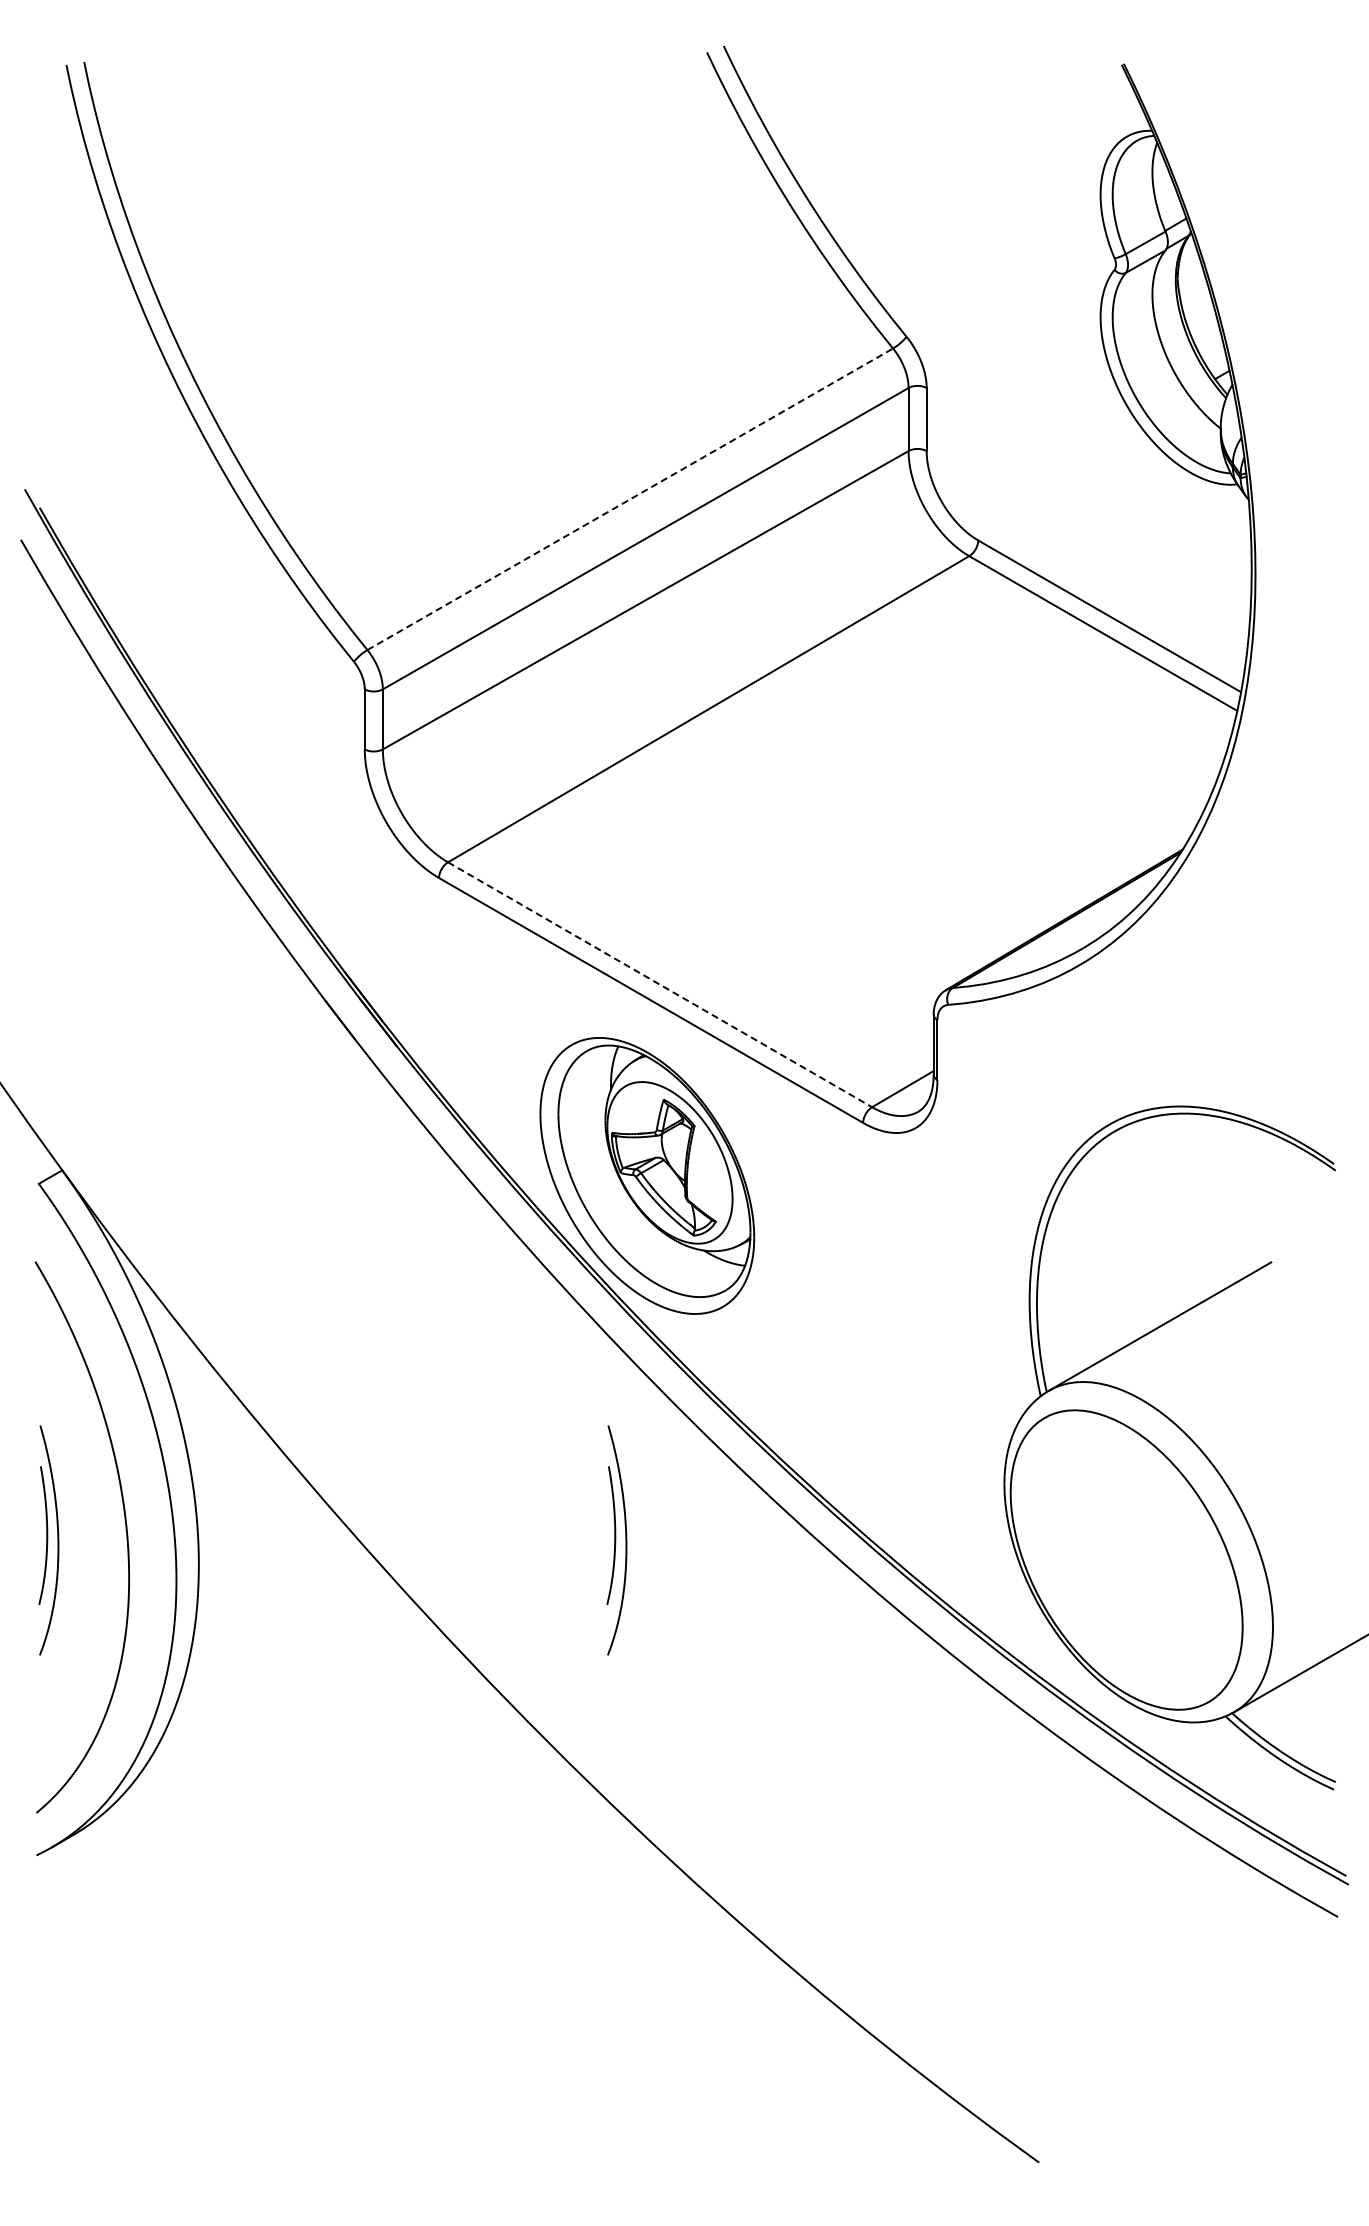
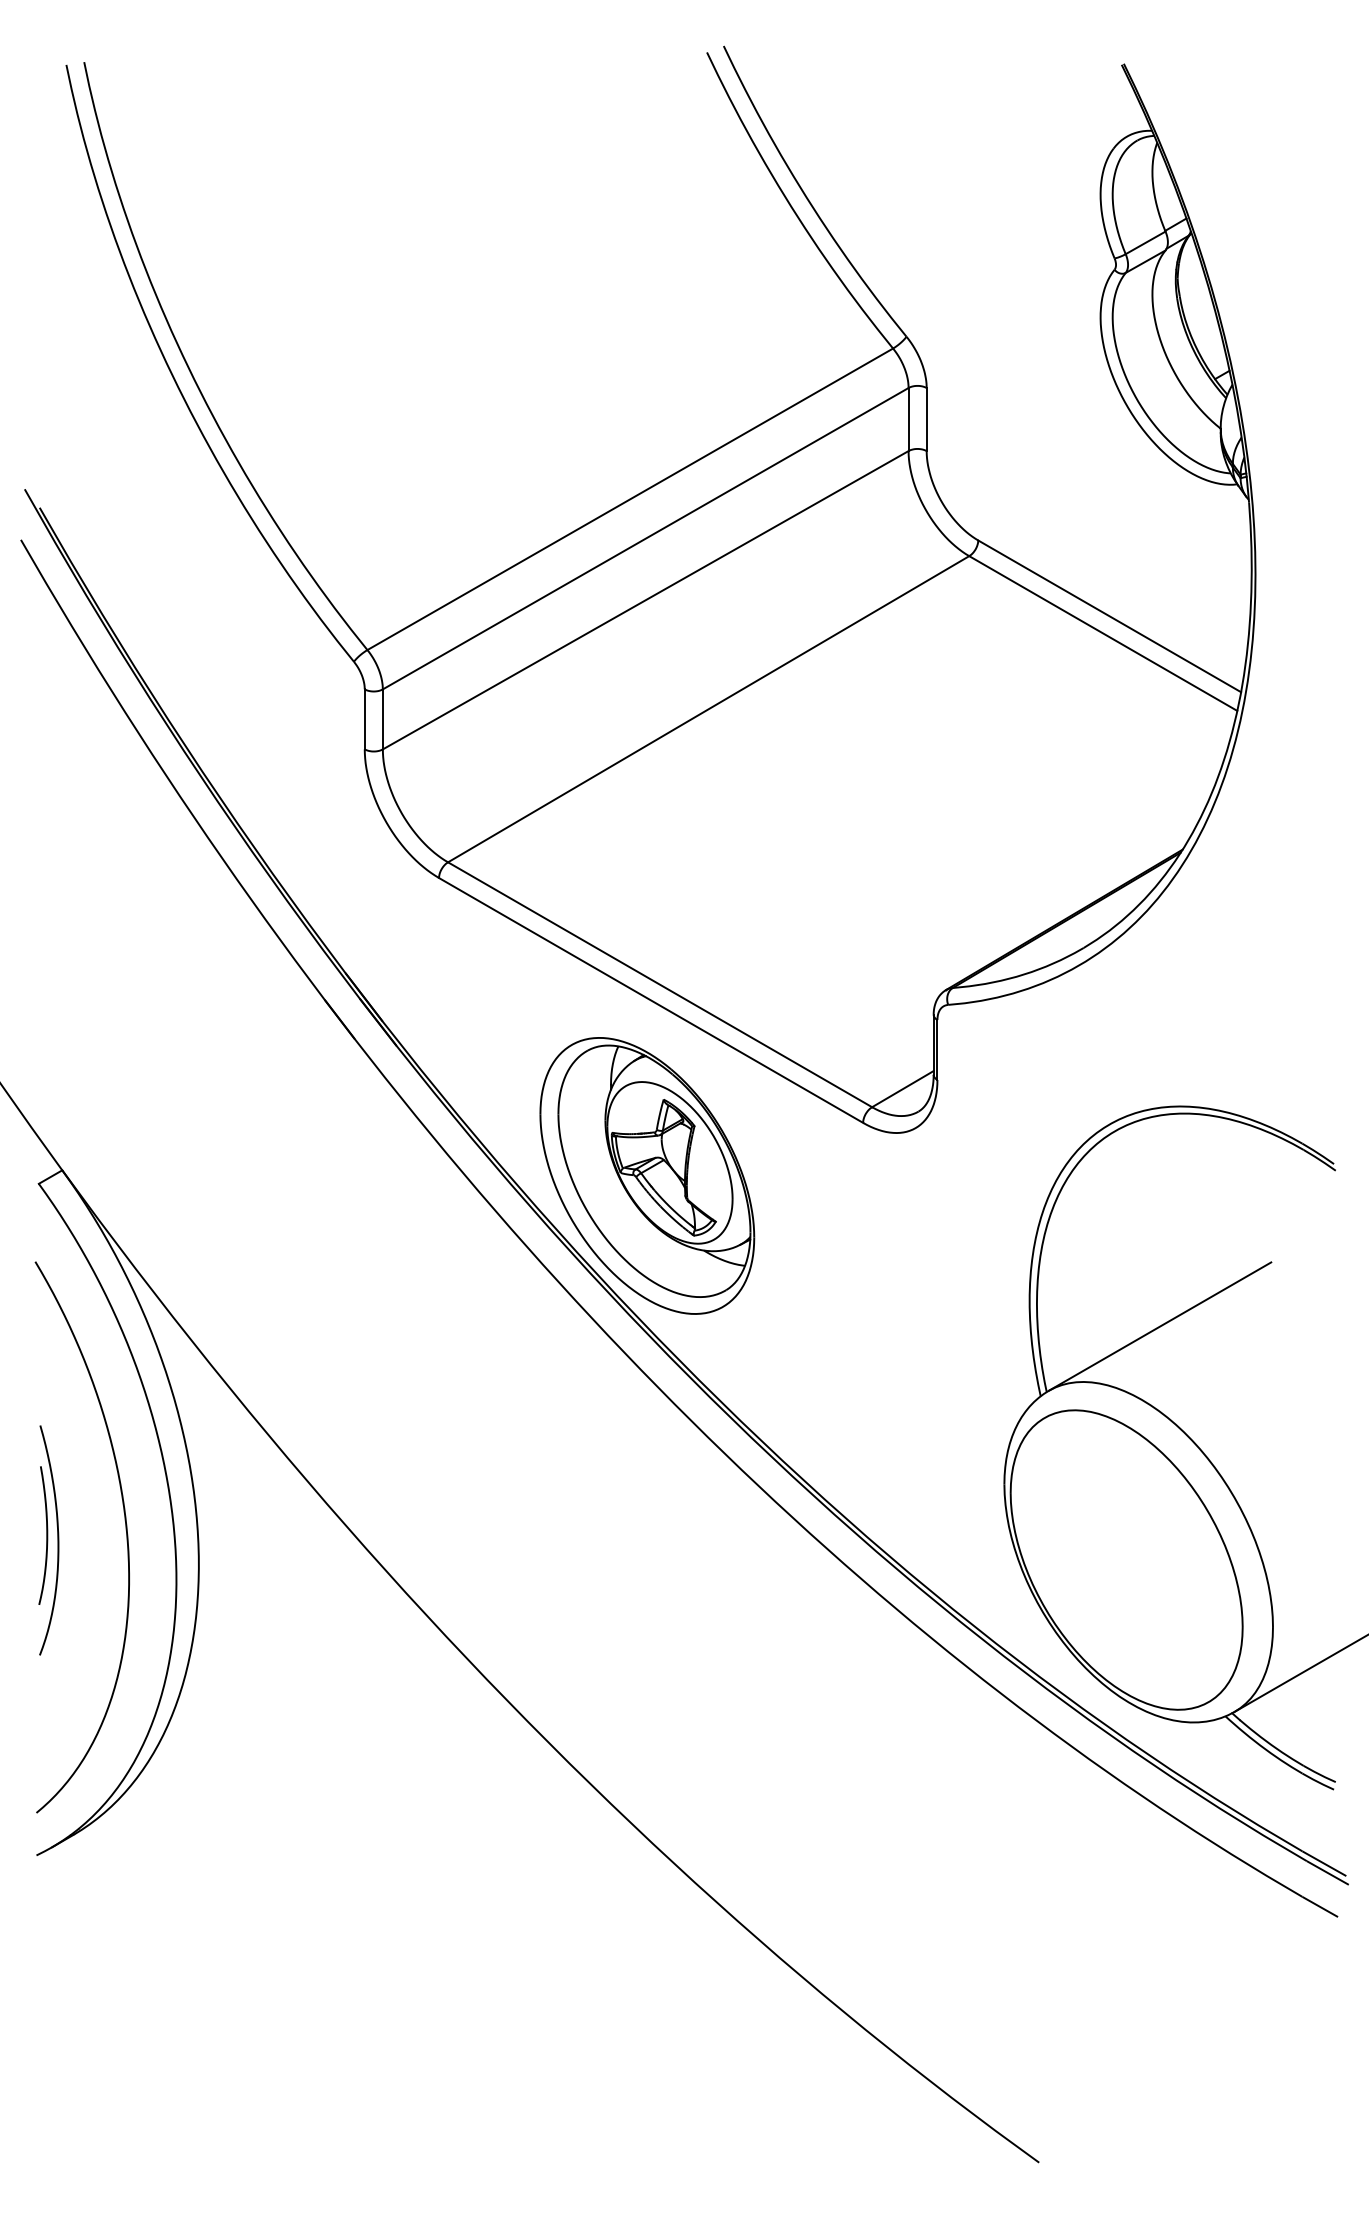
line: dashed -> solid (630, 499)
line: dashed -> solid (660, 984)
part: present -> none (616, 1540)
